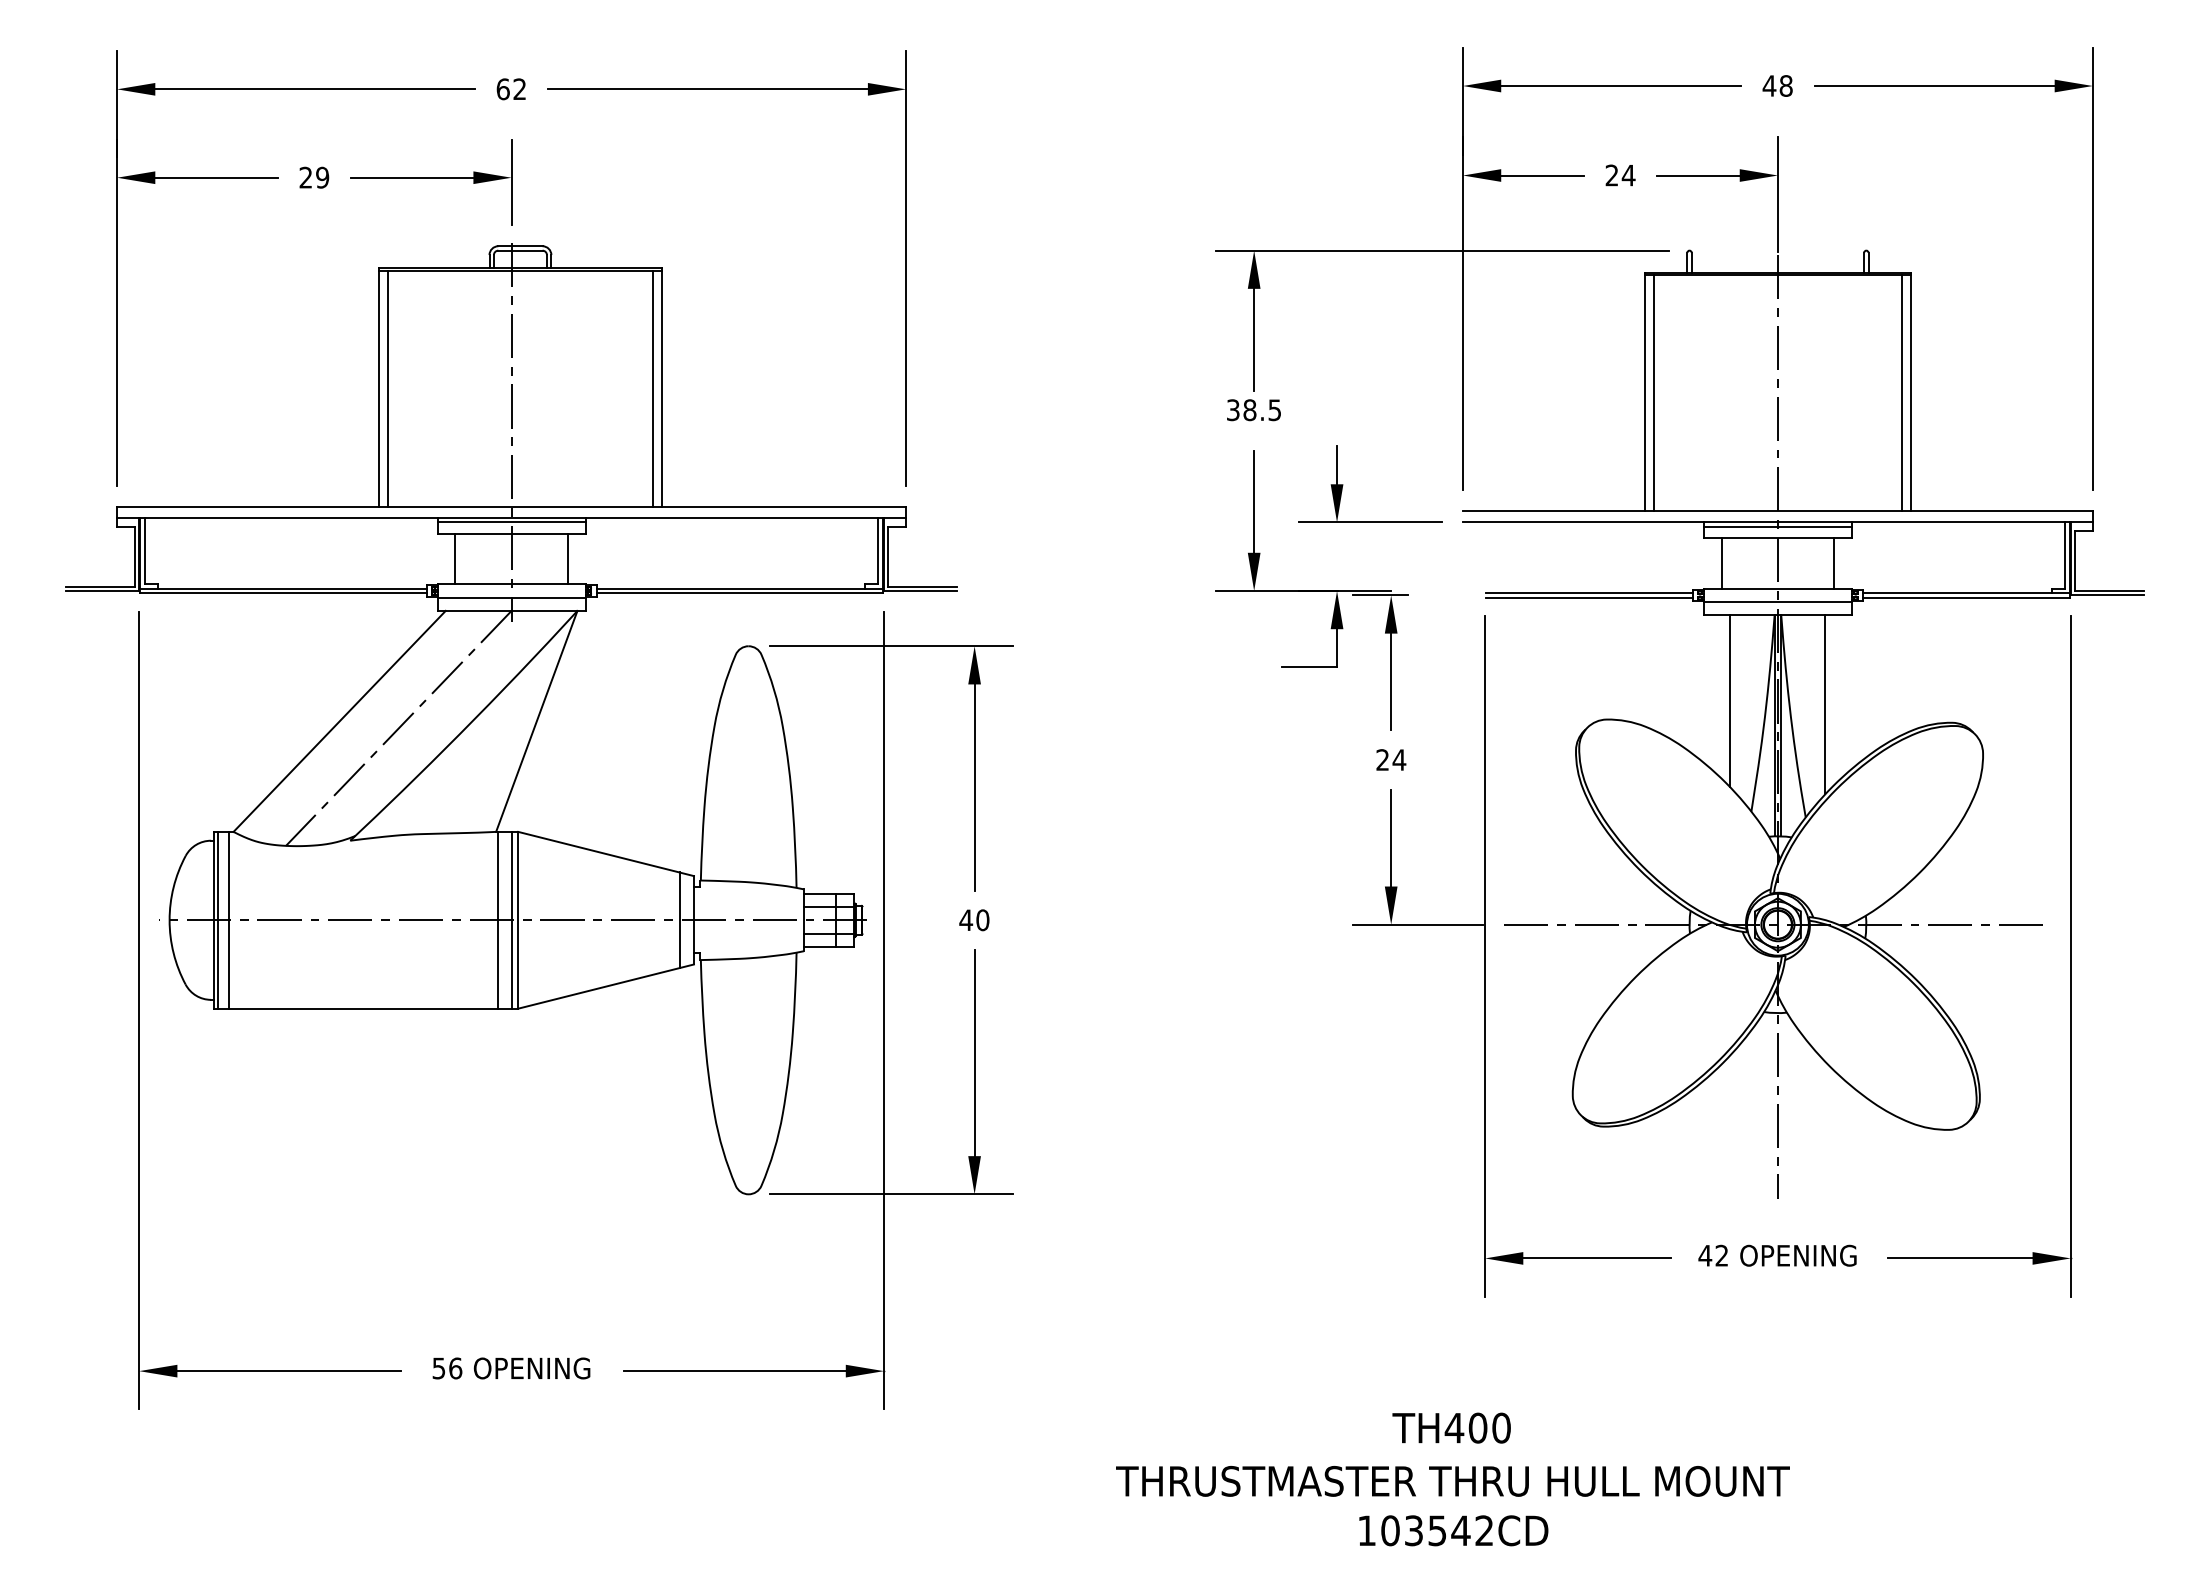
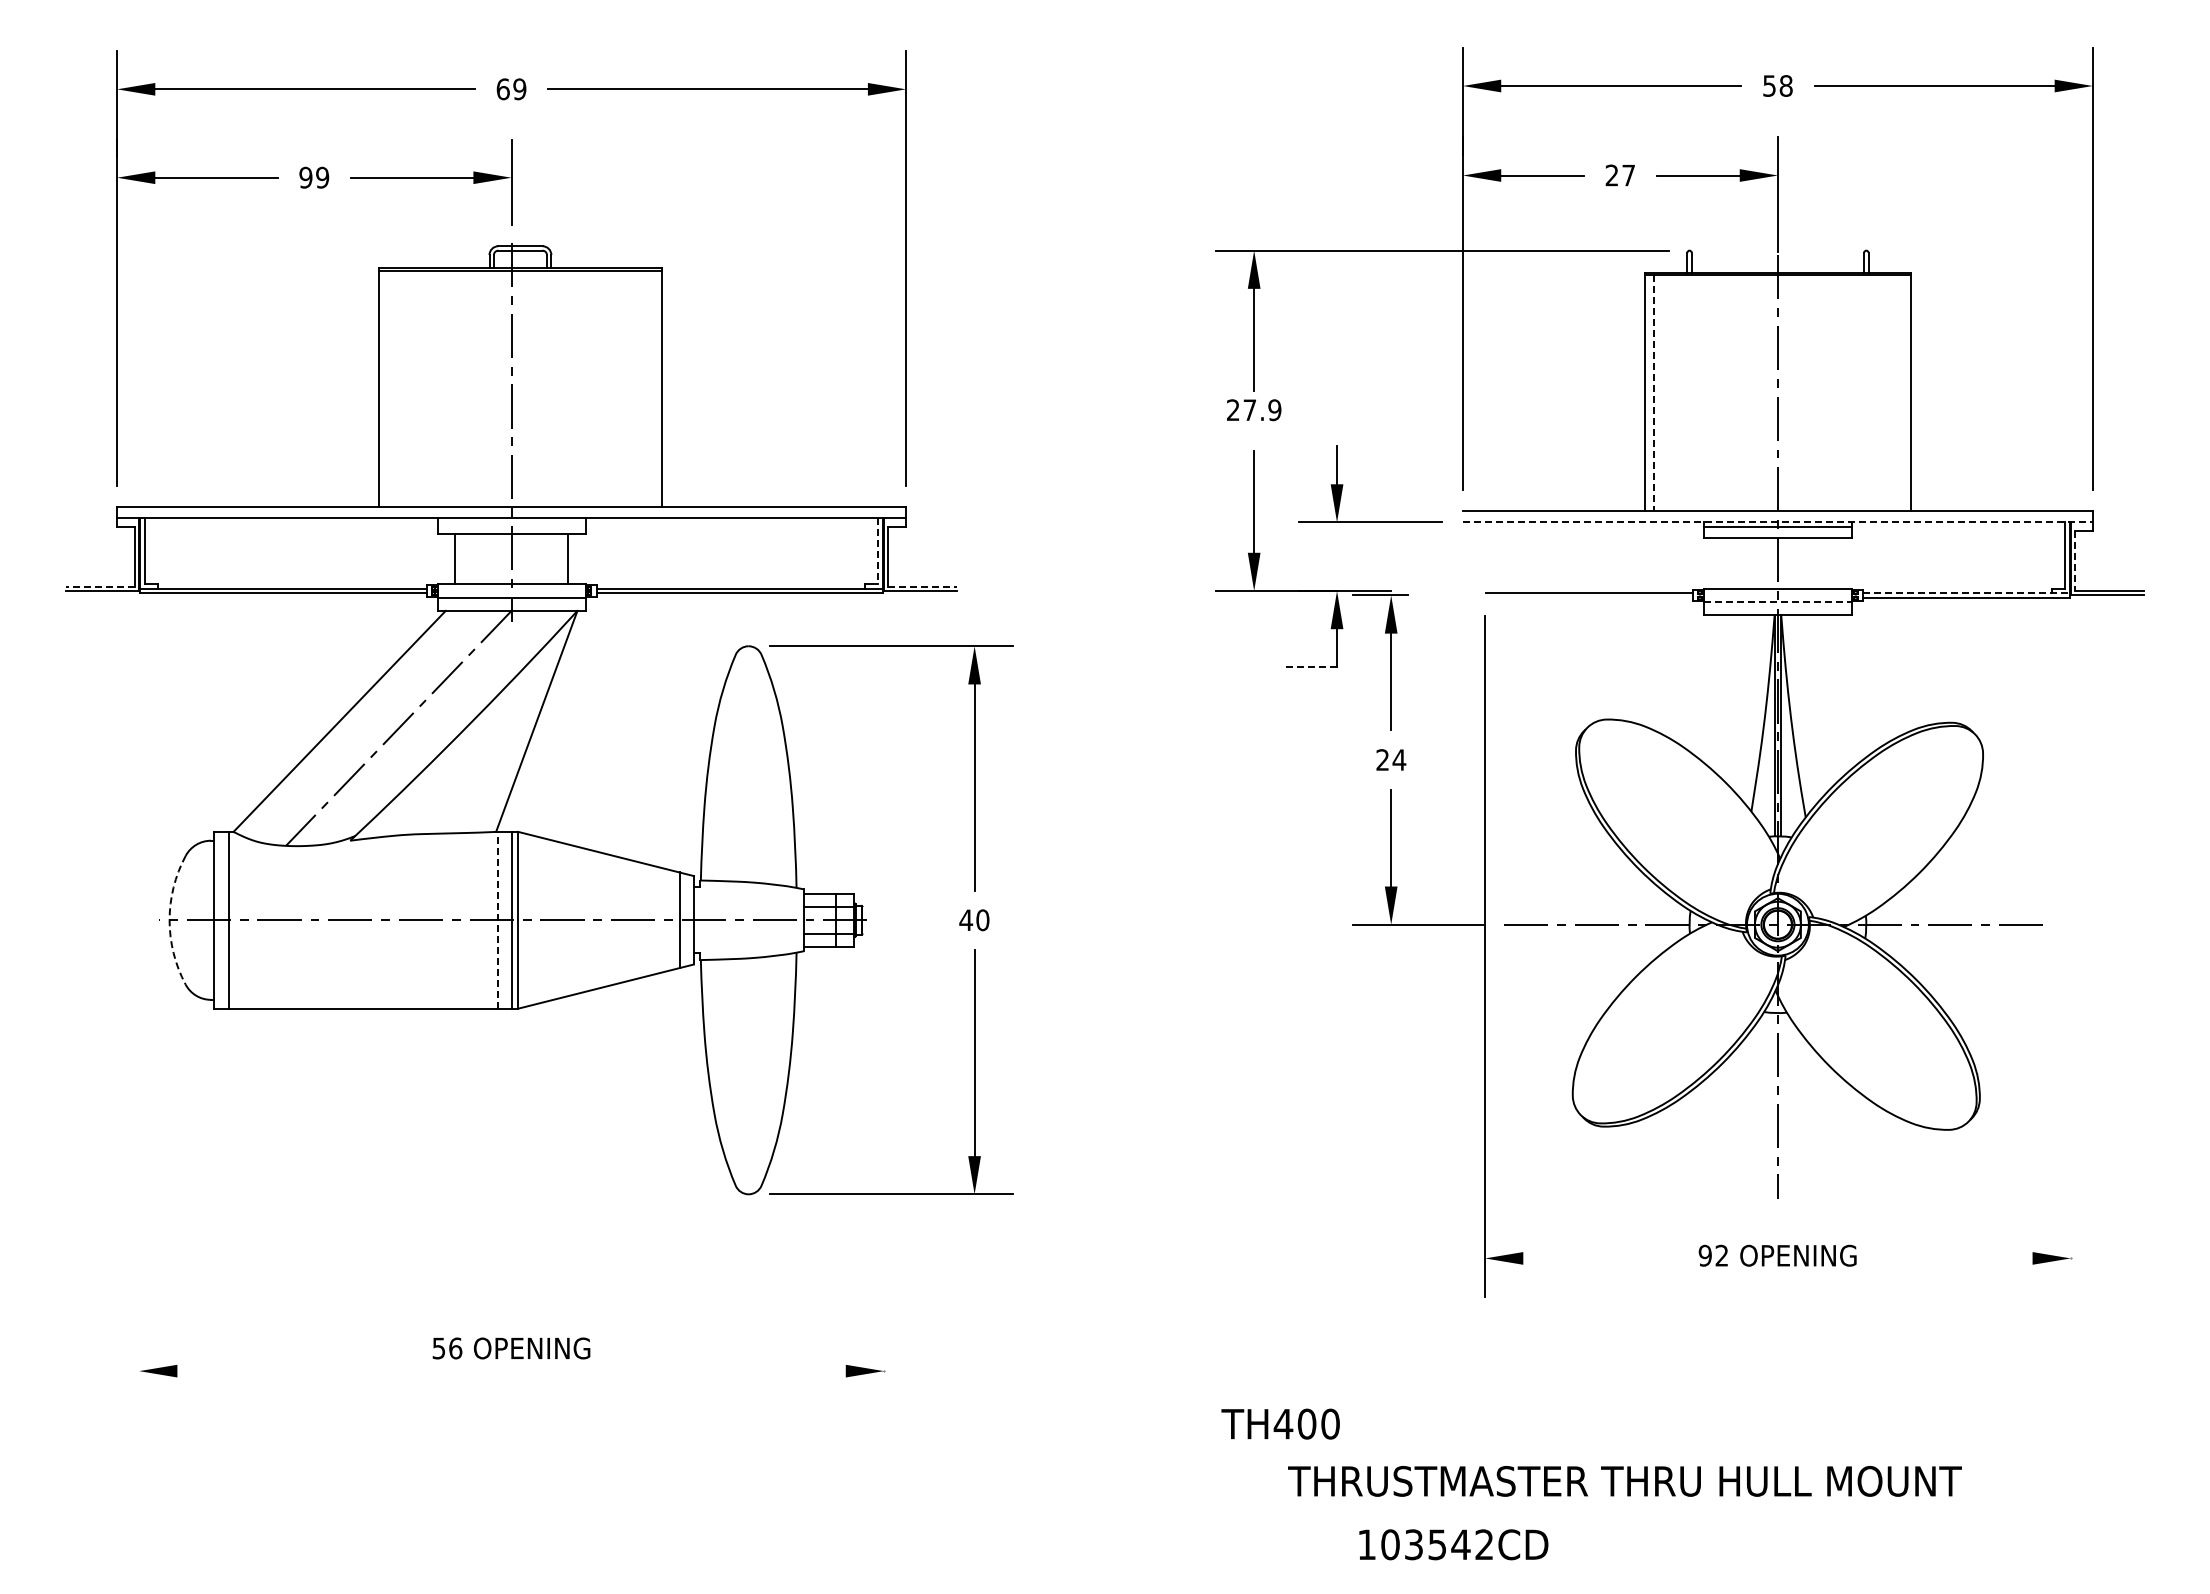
text: 48 -> 58 (1769, 85)
text: 62 -> 69 (519, 89)
text: 24 -> 27 (1628, 175)
text: 29 -> 99 (305, 177)
line: present -> none (387, 388)
line: present -> none (653, 388)
line: present -> none (1901, 392)
line: solid -> dashed (1654, 393)
text: 38.5 -> 27.9 (1254, 410)
line: present -> none (511, 522)
line: solid -> dashed (1777, 522)
line: solid -> dashed (878, 551)
line: solid -> dashed (2075, 561)
line: present -> none (1721, 562)
line: present -> none (1834, 562)
line: solid -> dashed (100, 586)
line: solid -> dashed (923, 586)
line: solid -> dashed (1966, 593)
line: present -> none (1589, 597)
line: solid -> dashed (1778, 602)
line: solid -> dashed (1309, 667)
line: present -> none (1730, 701)
line: present -> none (1825, 704)
line: present -> none (217, 919)
line: solid -> dashed (498, 919)
arc: solid -> dashed (169, 920)
line: present -> none (2070, 956)
line: present -> none (139, 1010)
line: present -> none (884, 1010)
text: 42 -> 92 (1705, 1255)
line: present -> none (1596, 1258)
line: present -> none (1960, 1258)
text position: (511, 1368) -> (511, 1348) (511, 1348)
line: present -> none (289, 1371)
line: present -> none (734, 1371)
text position: (1451, 1427) -> (1280, 1423) (1280, 1423)
text position: (1452, 1481) -> (1624, 1481) (1624, 1481)
text position: (1453, 1530) -> (1453, 1544) (1453, 1544)
